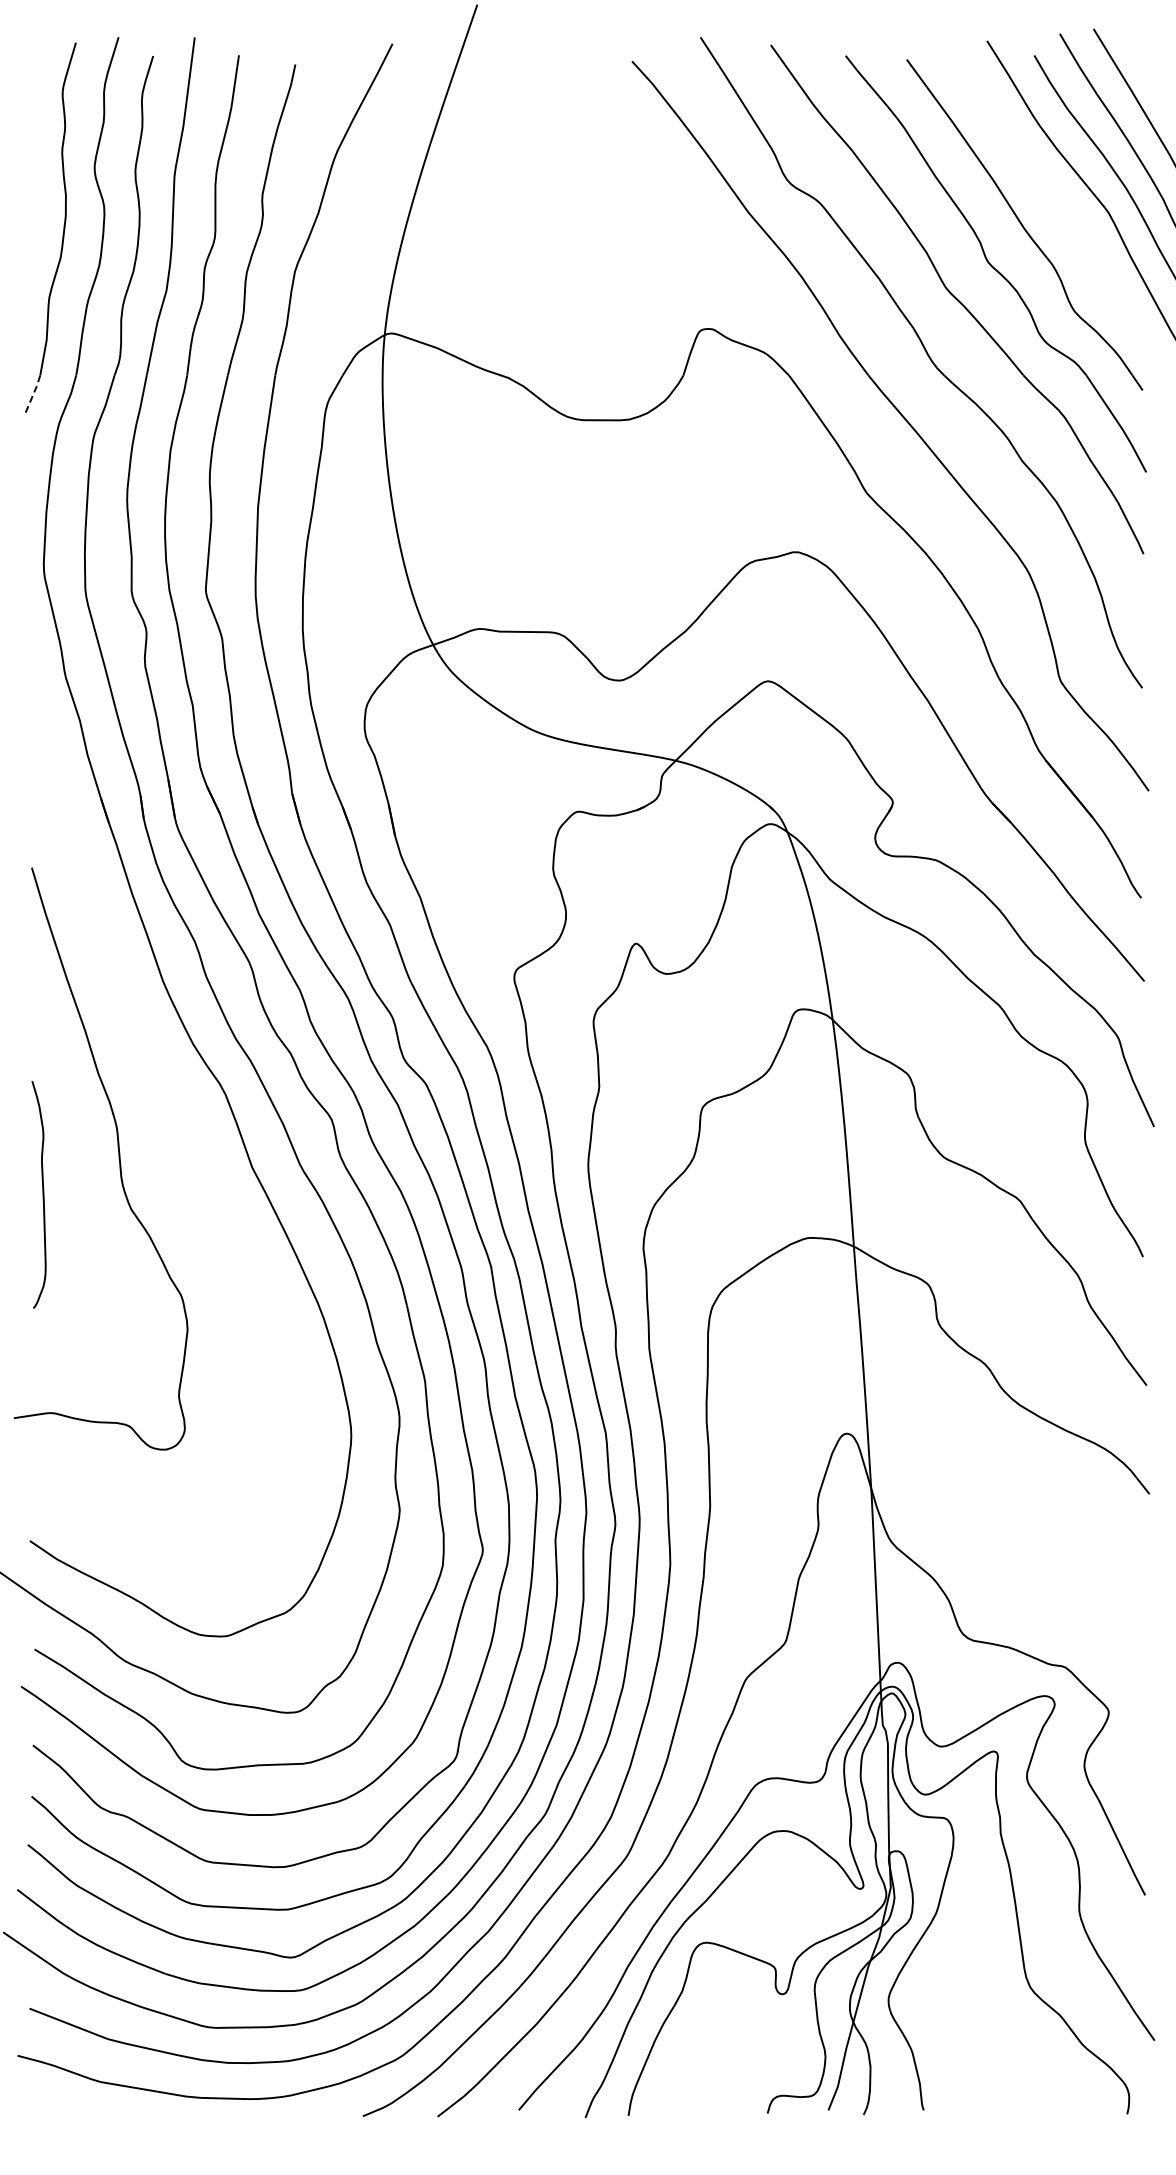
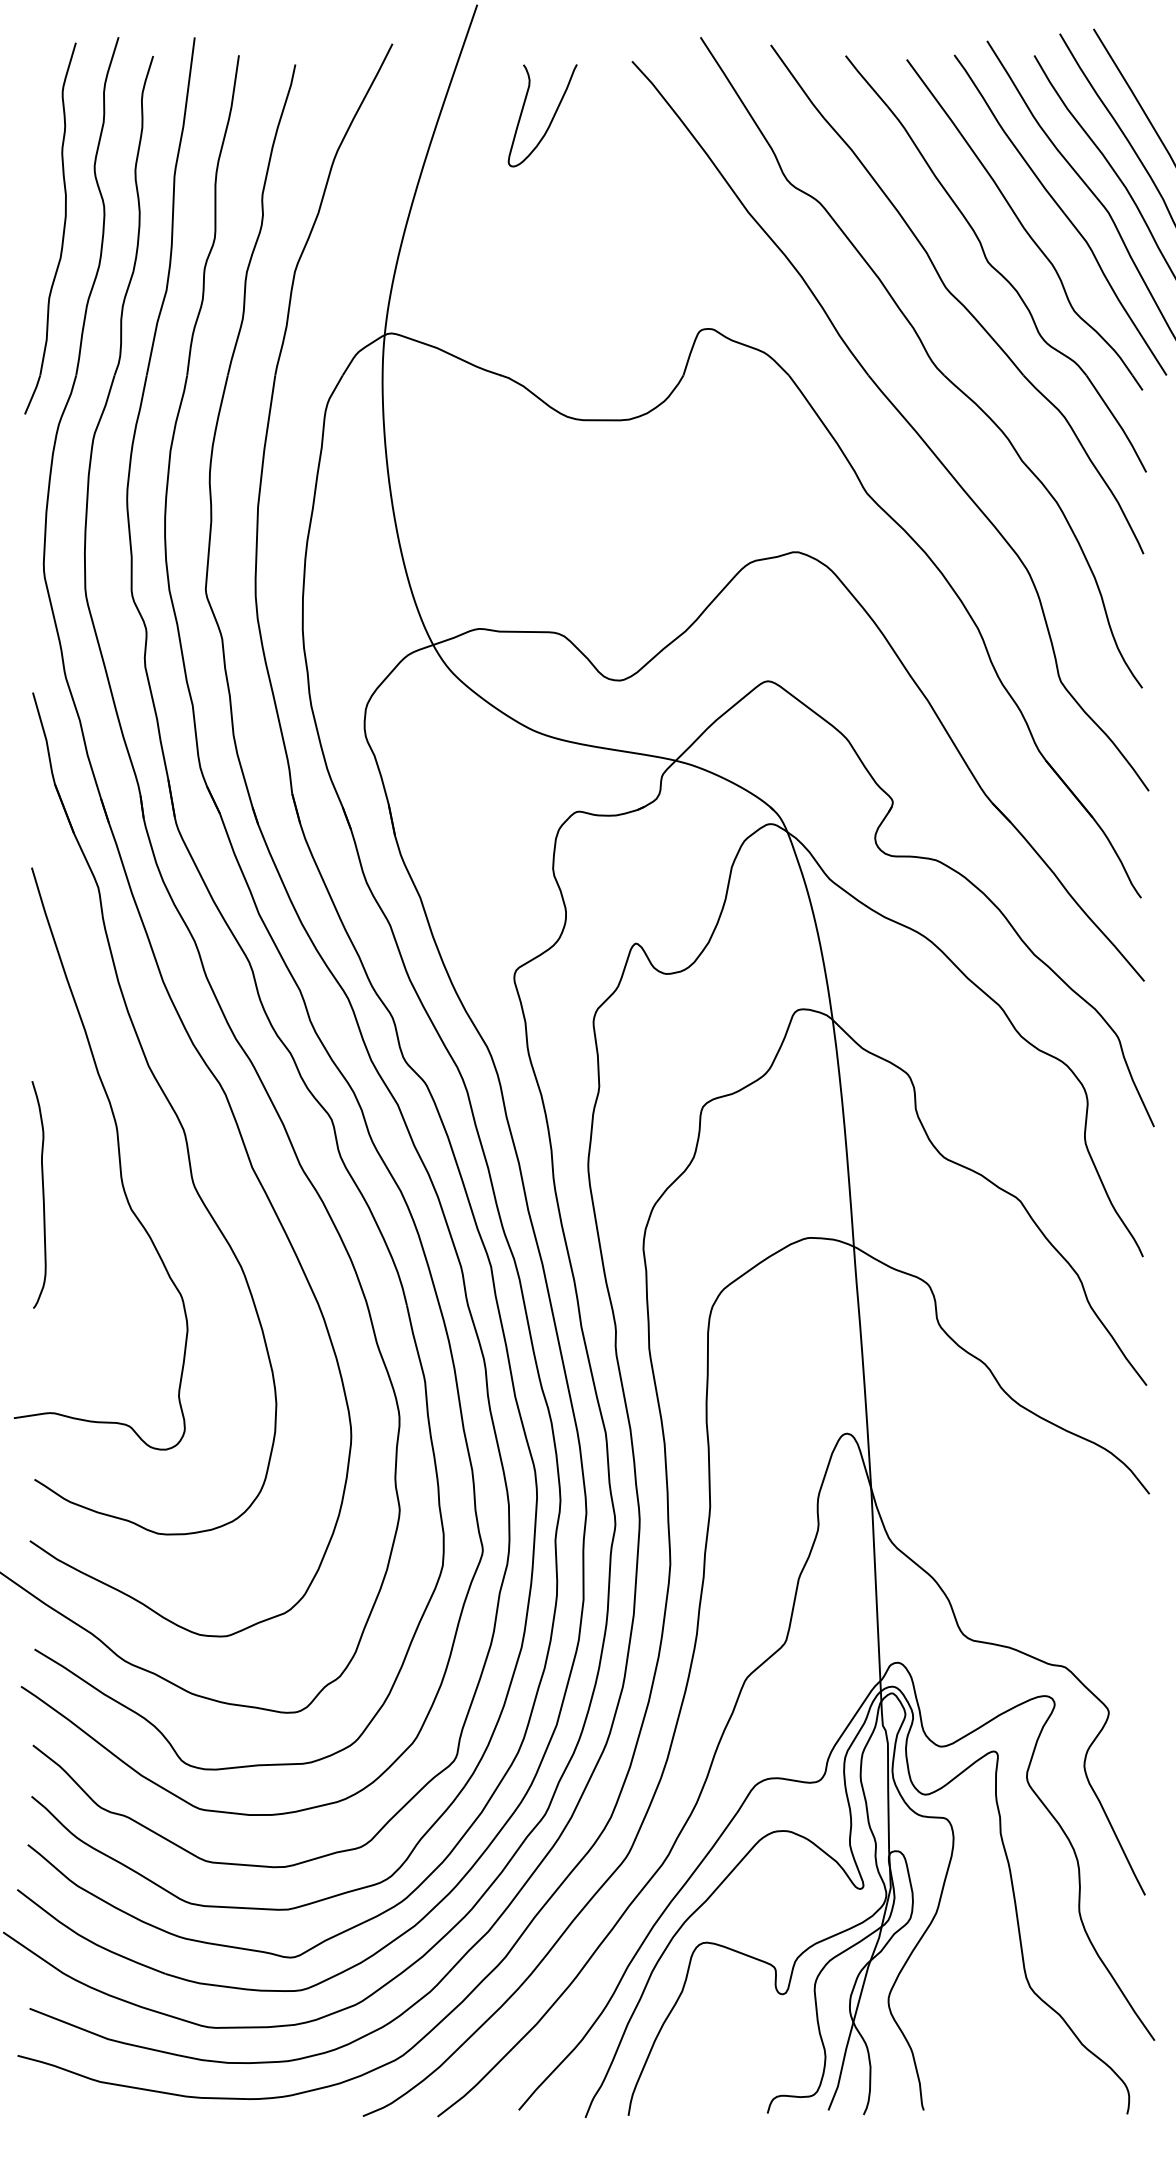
curve: none -> present (551, 119)
curve: none -> present (1062, 212)
line: dashed -> solid (33, 394)
part: none -> present (168, 1103)
